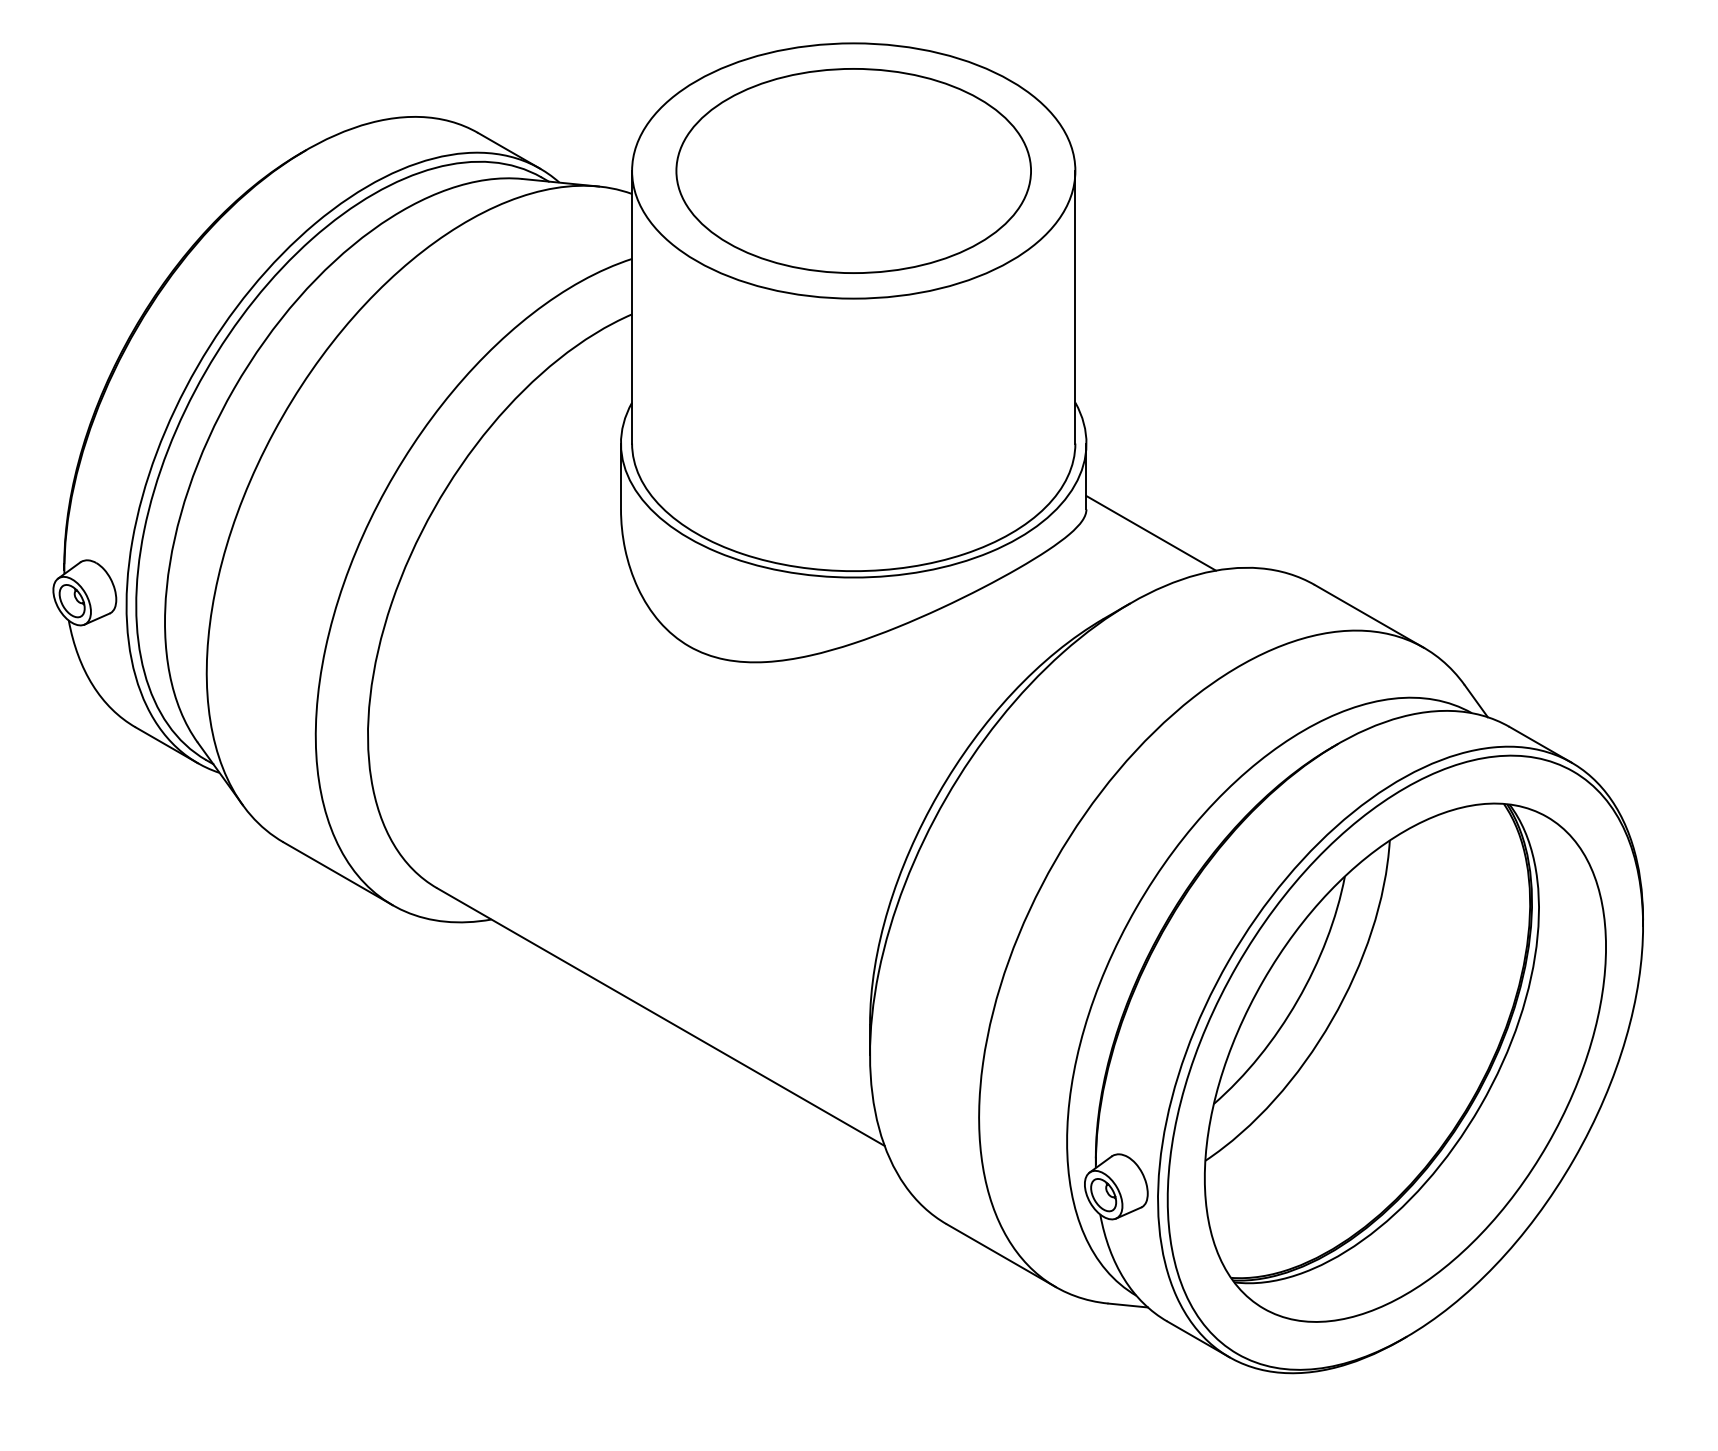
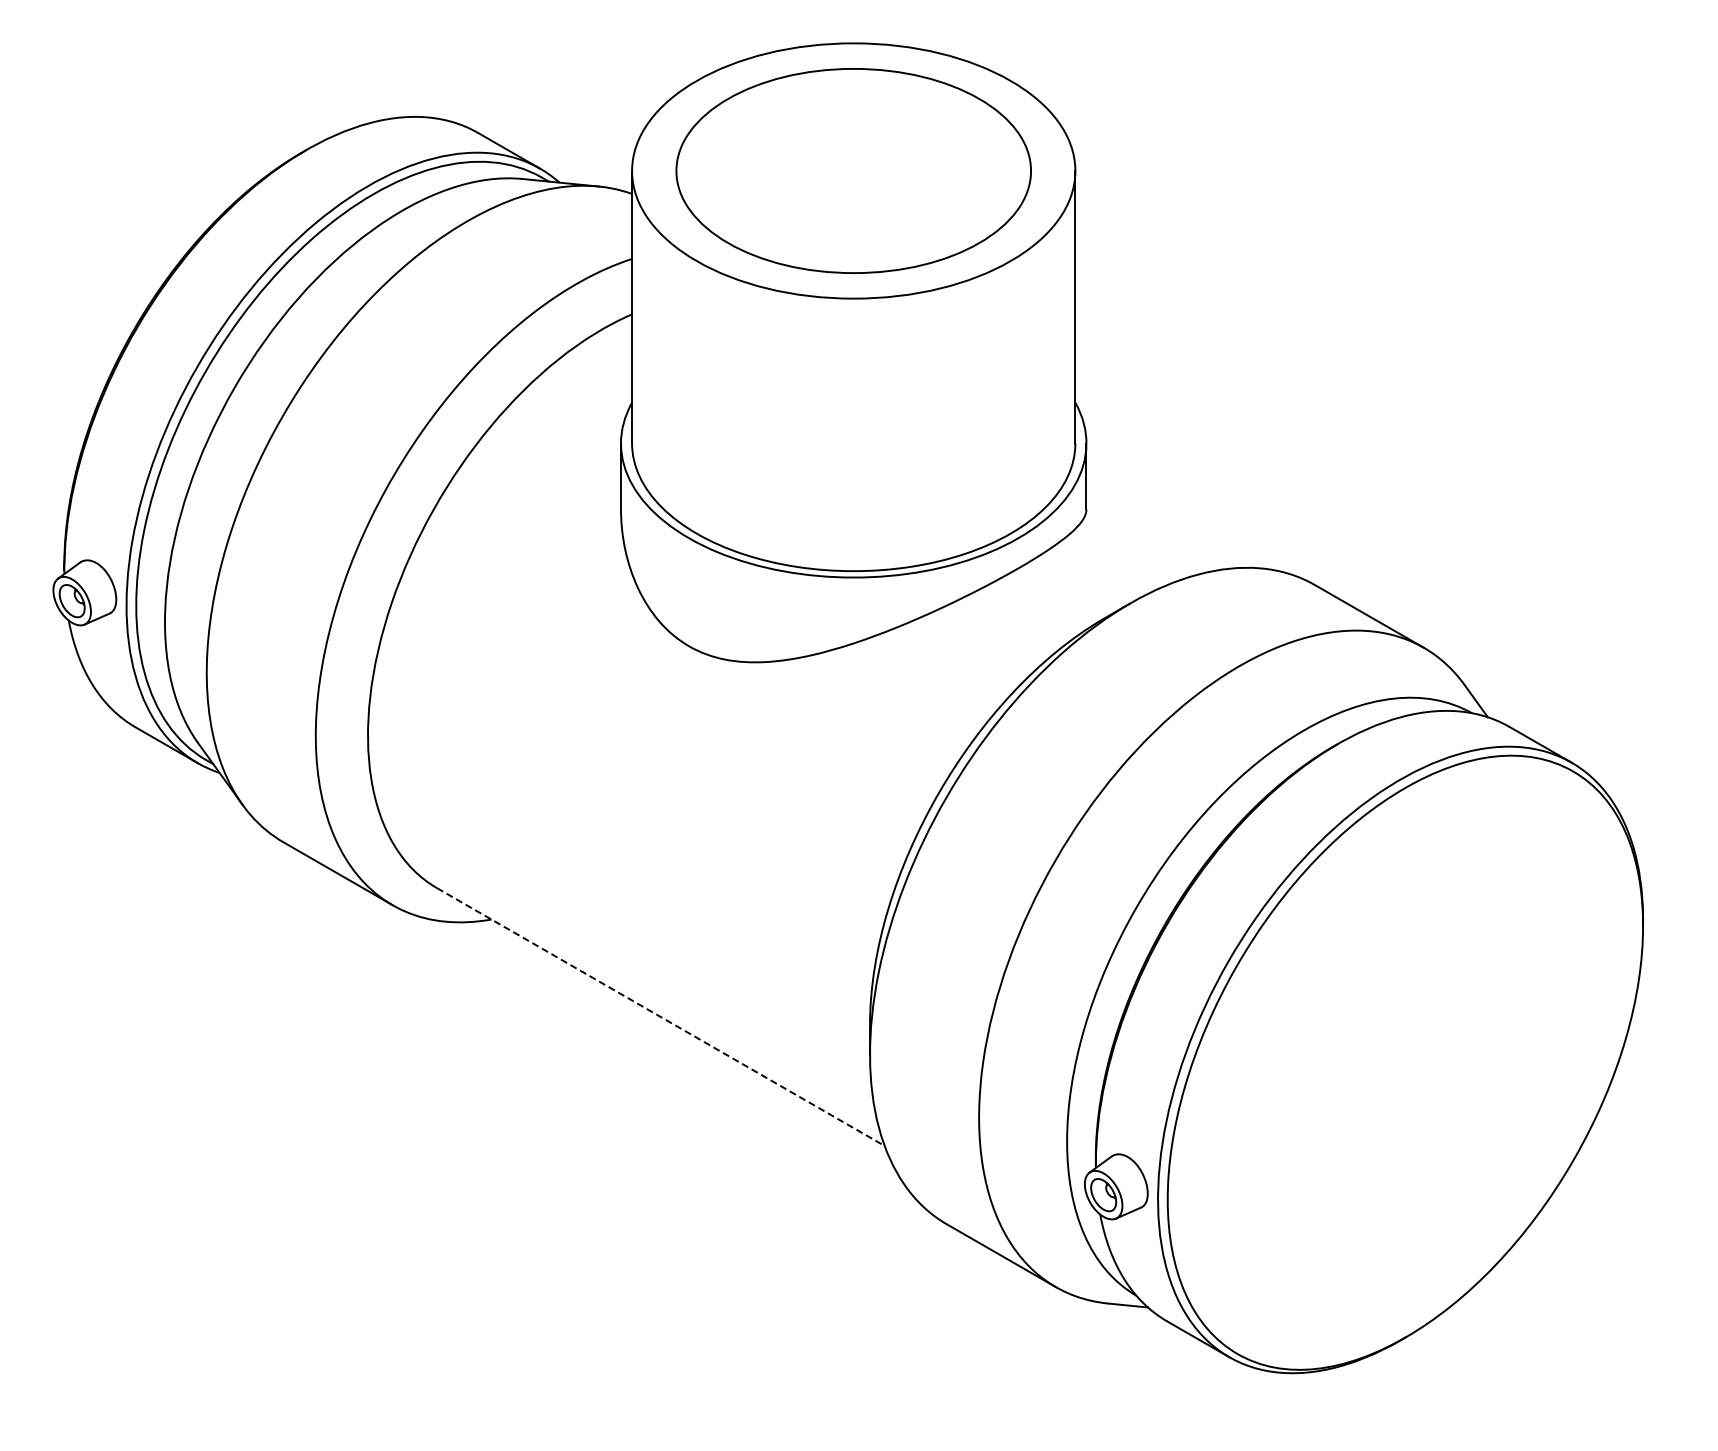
line: present -> none (1150, 533)
line: solid -> dashed (661, 1017)
part: present -> none (1405, 1062)
